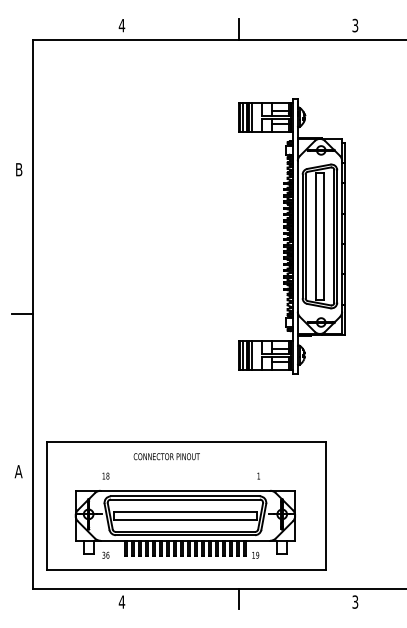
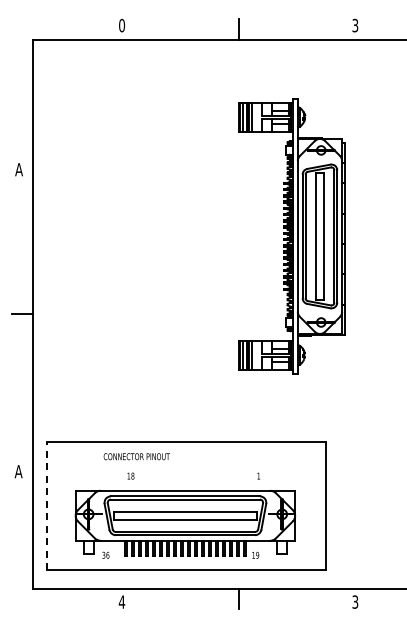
text: 4 -> 0 (121, 25)
text: B -> A (18, 169)
text position: (166, 456) -> (136, 456) (136, 456)
text position: (105, 475) -> (130, 475) (130, 475)
line: solid -> dashed (46, 505)
